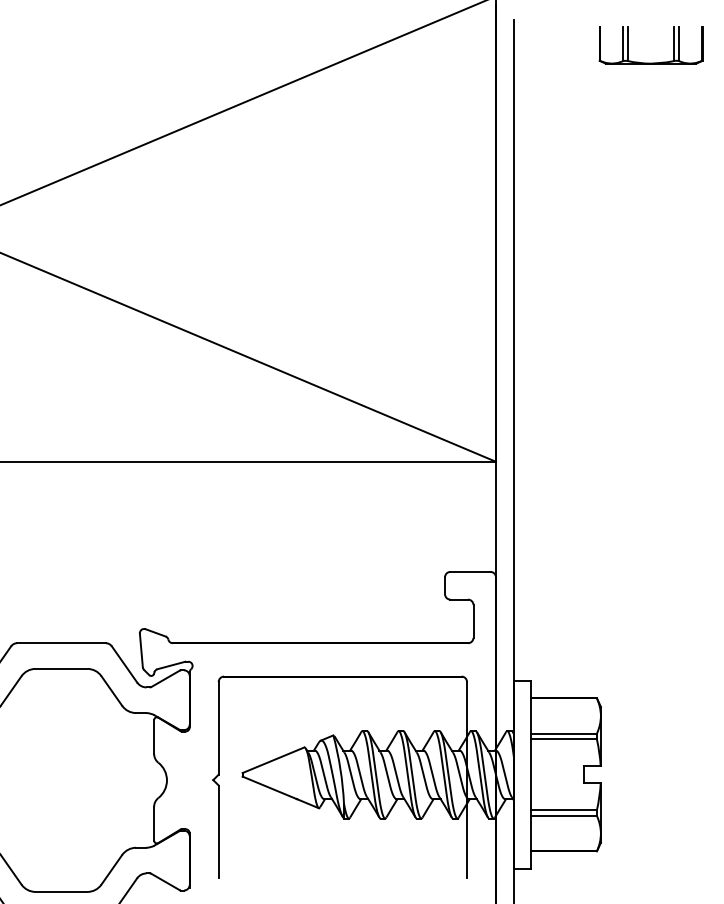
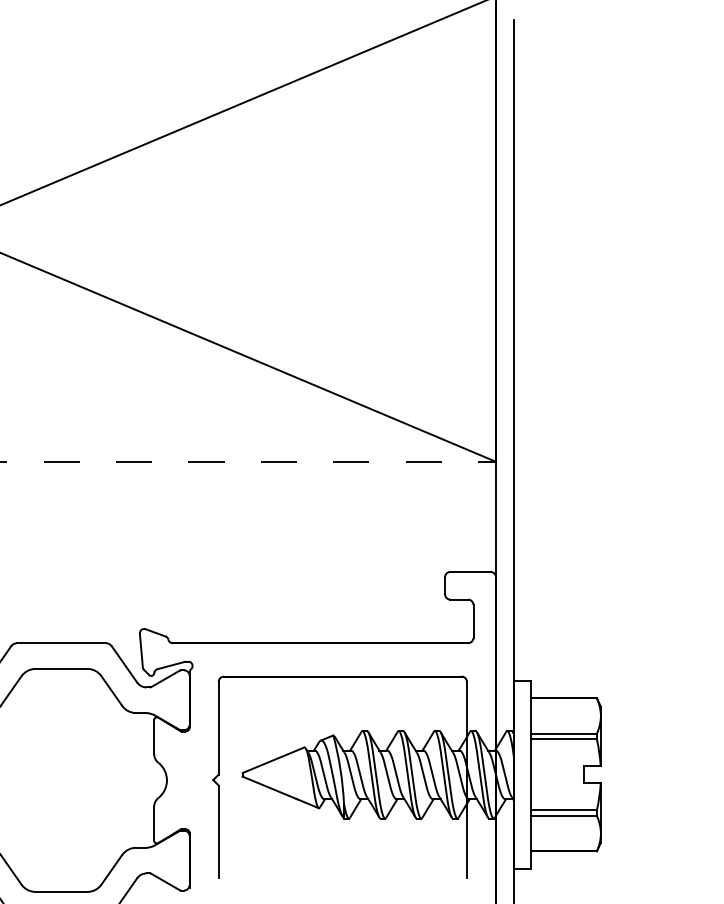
part: present -> none (650, 62)
line: solid -> dashed (248, 461)
